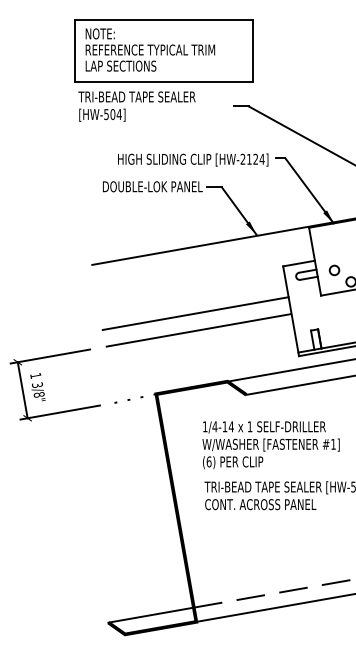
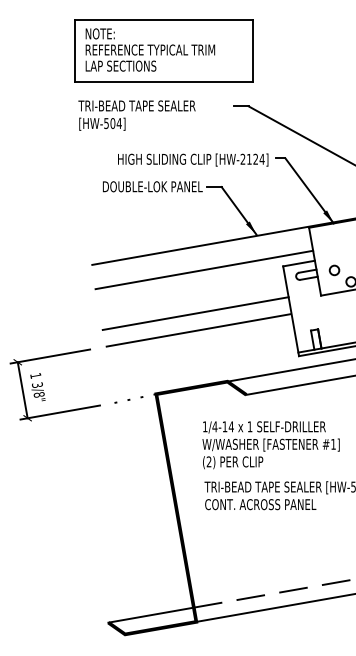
text position: (136, 106) -> (136, 115) (136, 115)
line: none -> present (204, 269)
text: (6) -> (2) (208, 461)
